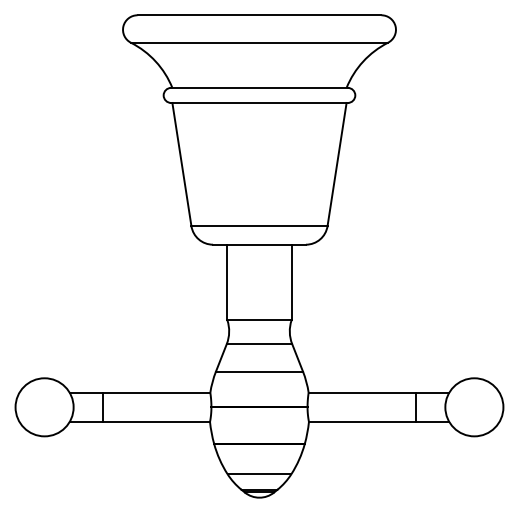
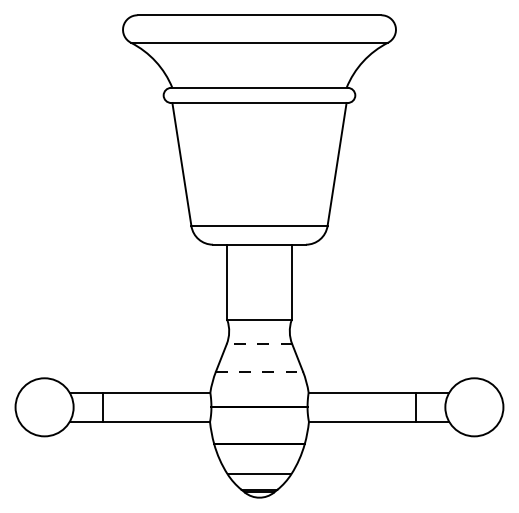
line: solid -> dashed (259, 344)
line: solid -> dashed (259, 371)
